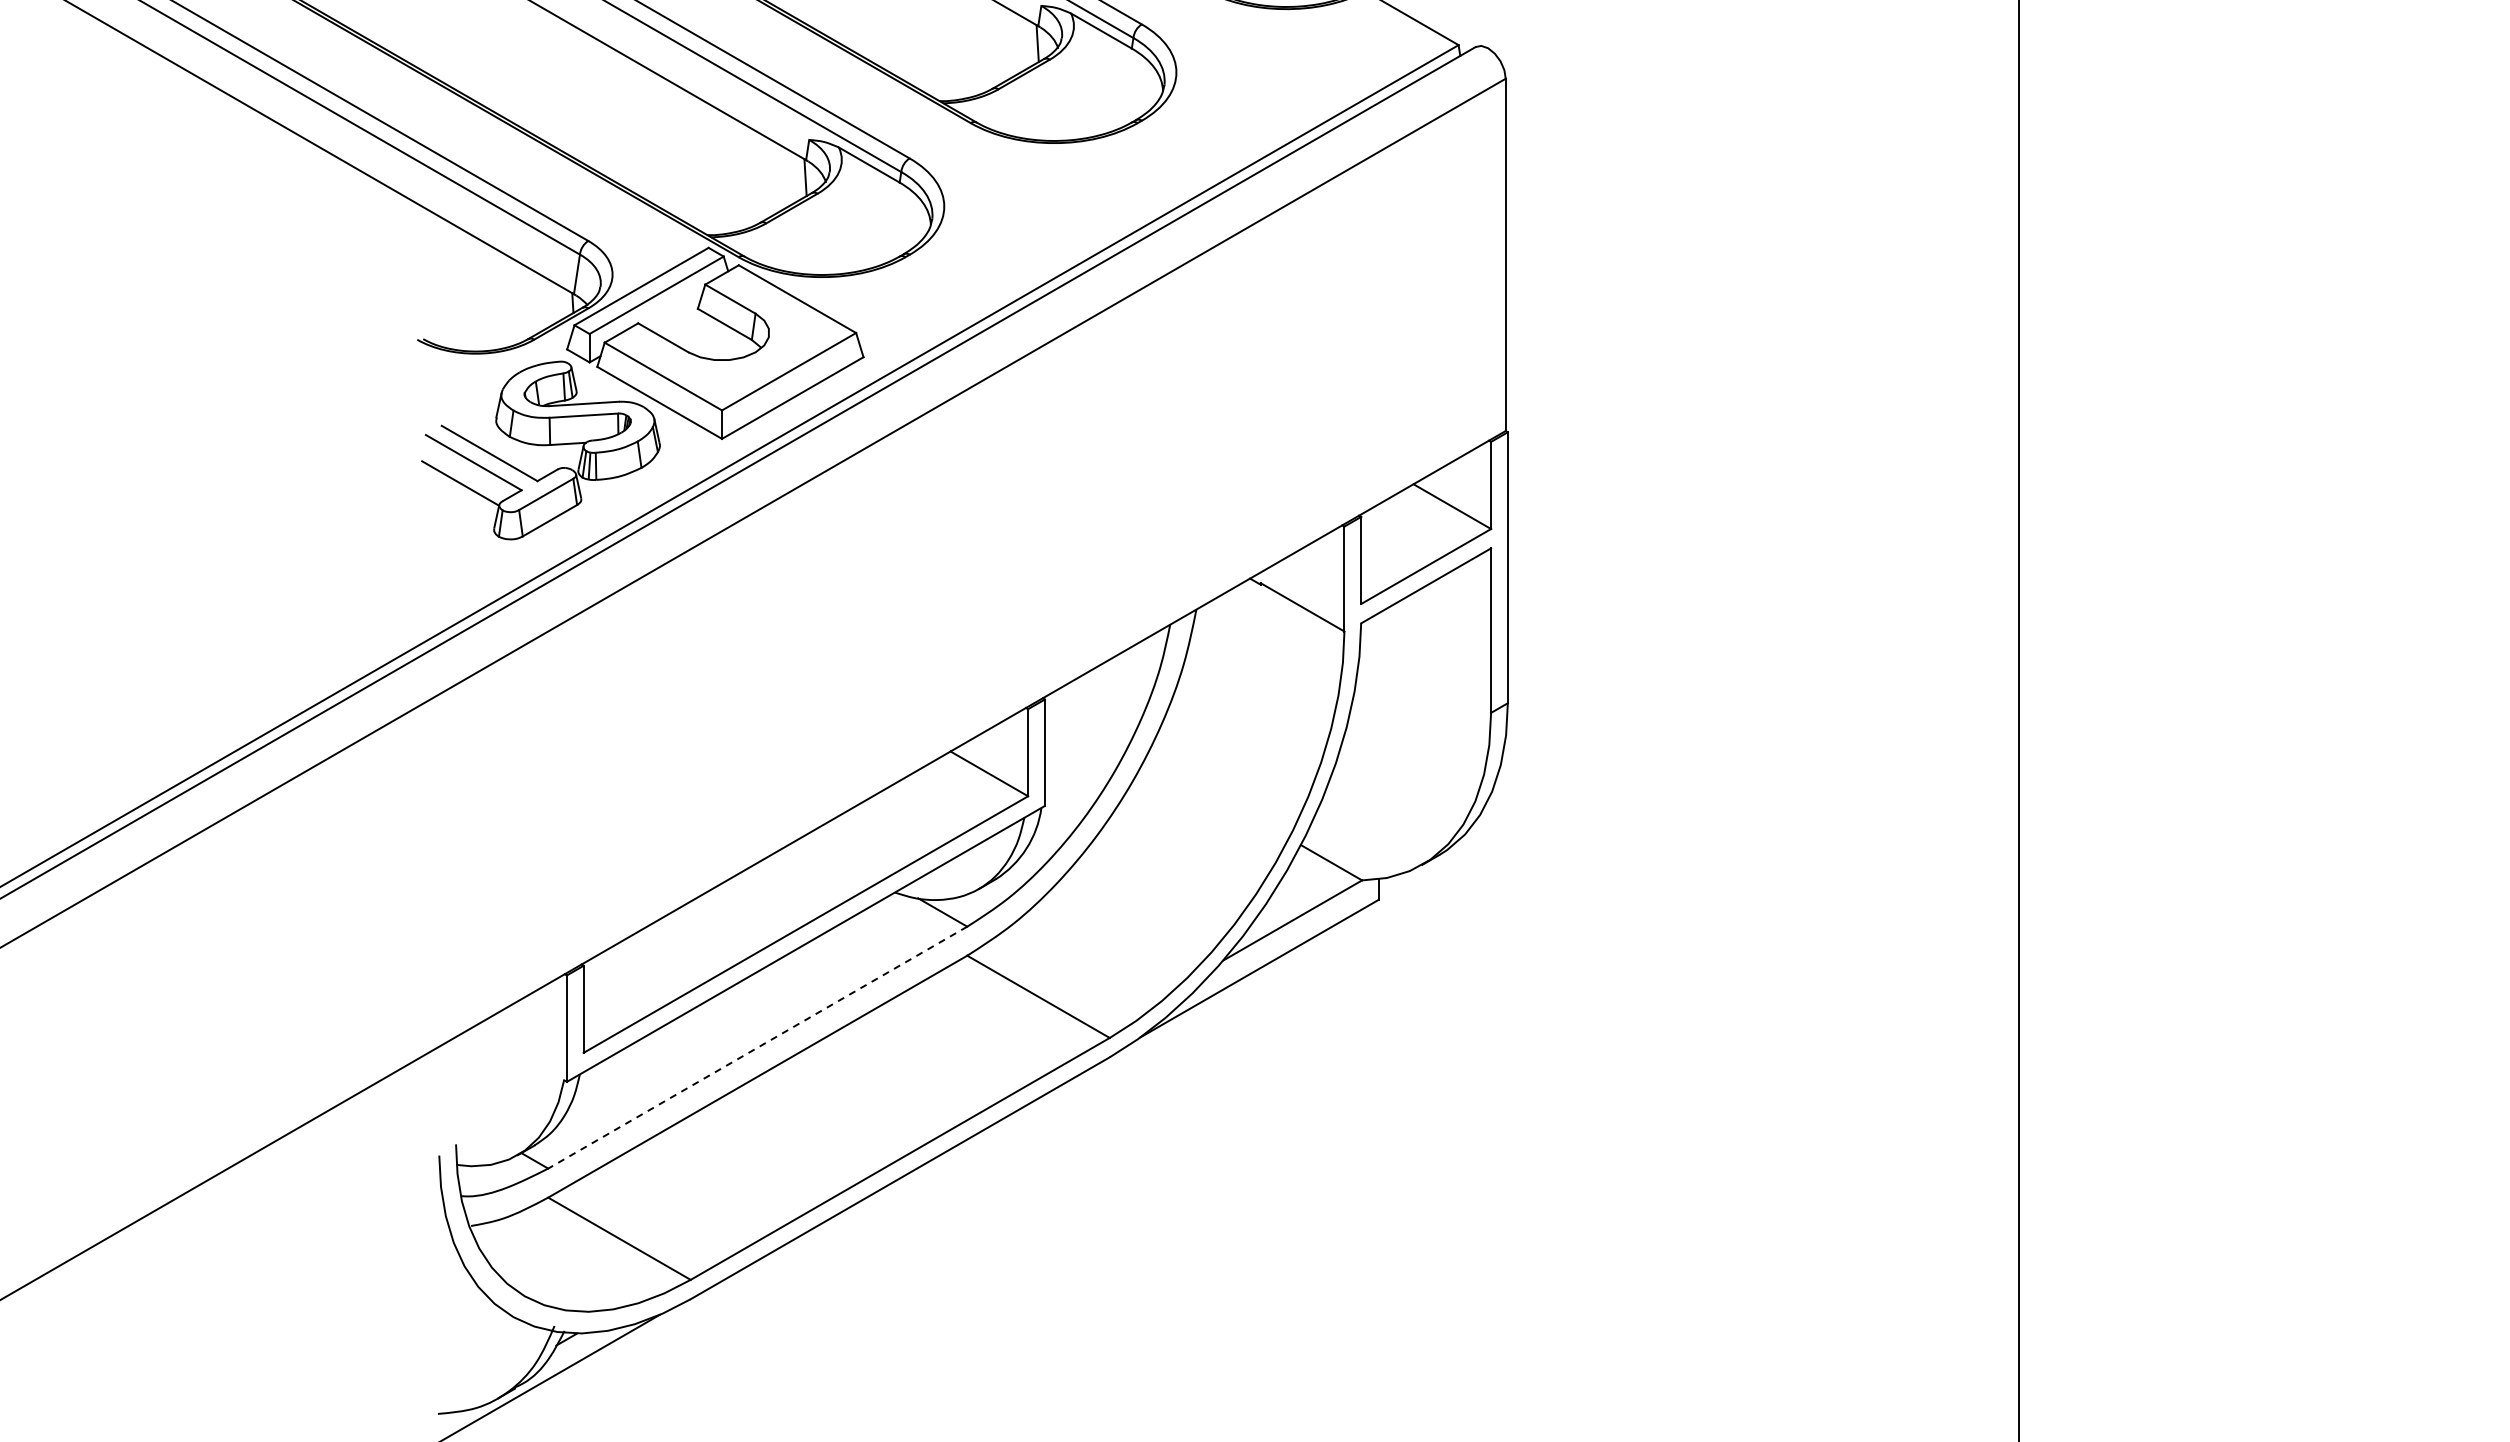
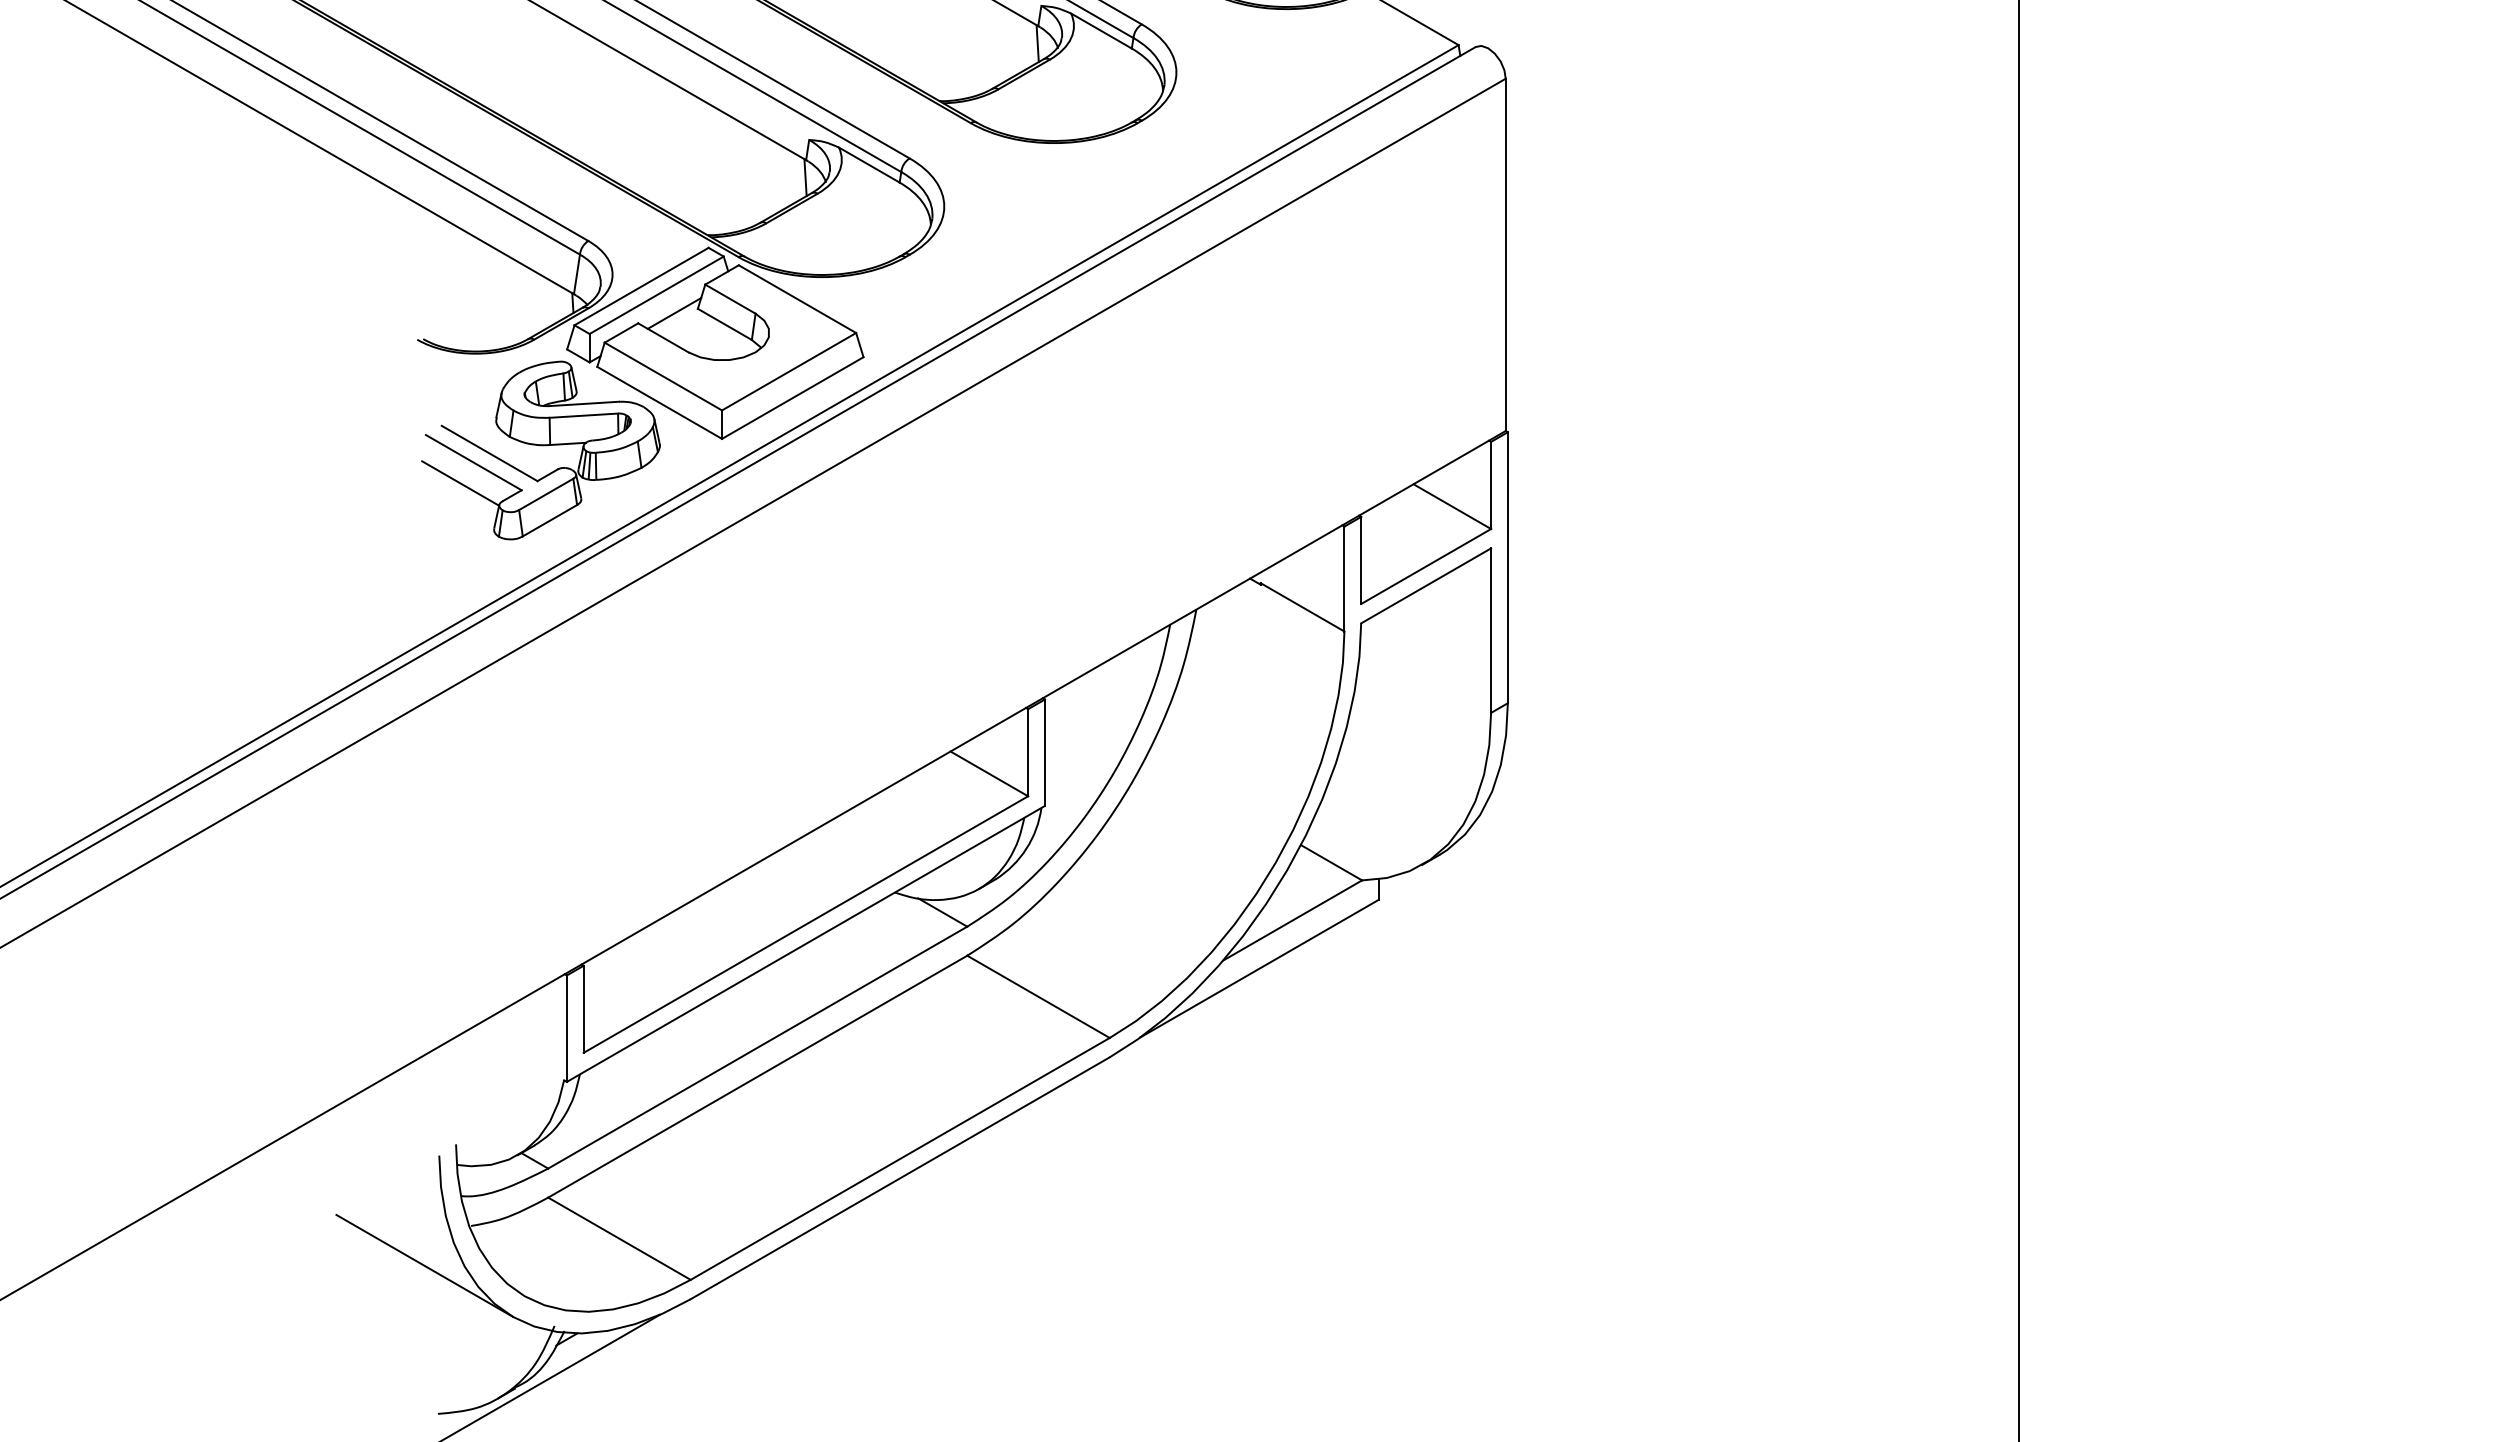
line: none -> present (674, 313)
line: dashed -> solid (757, 1047)
line: none -> present (424, 1265)
